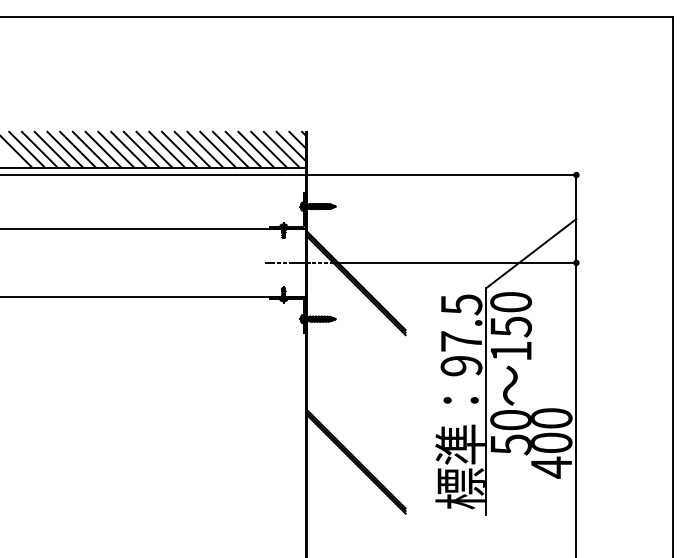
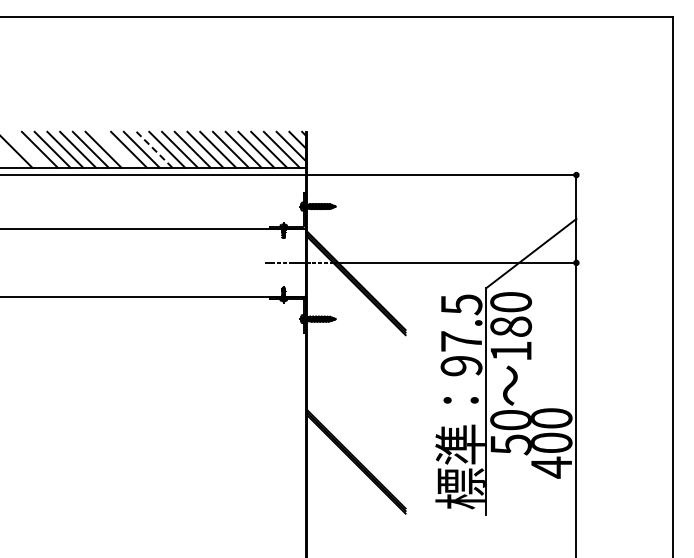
line: present -> none (27, 149)
line: present -> none (116, 149)
line: solid -> dashed (154, 149)
text: 150 -> 180 (510, 326)
